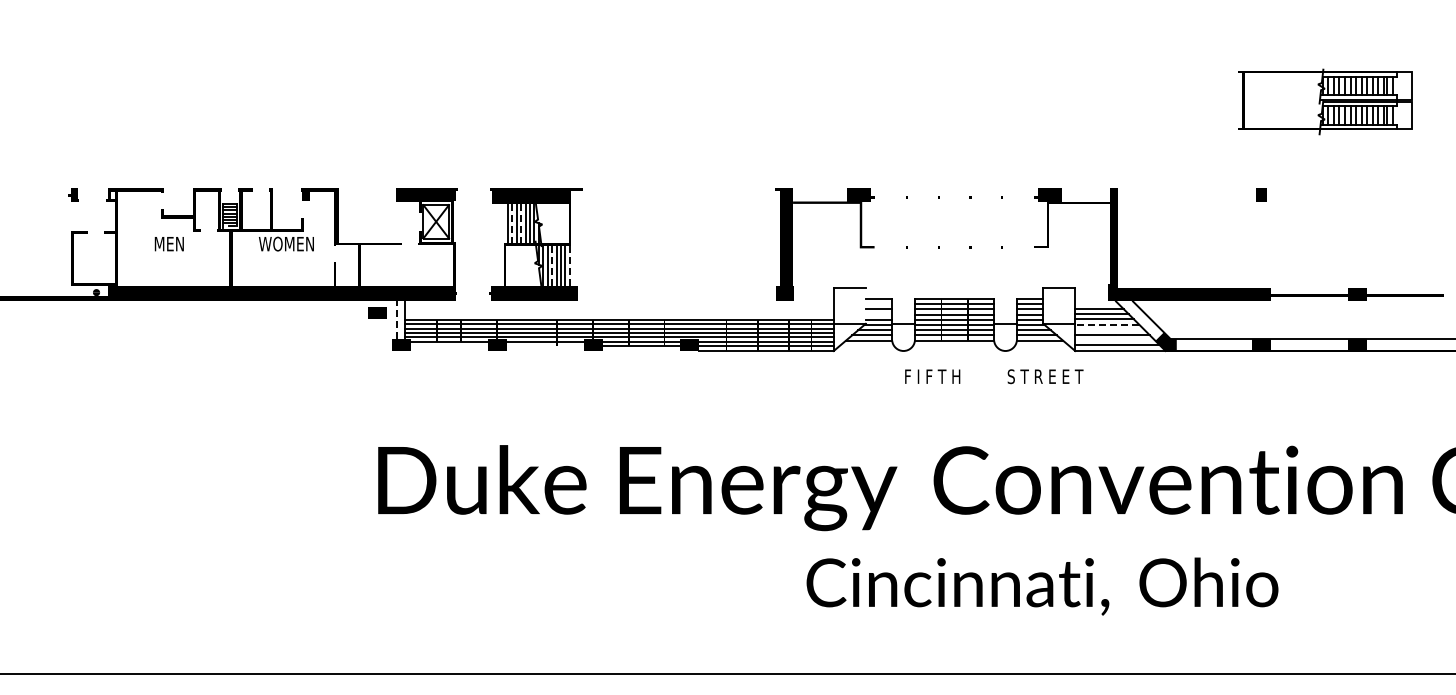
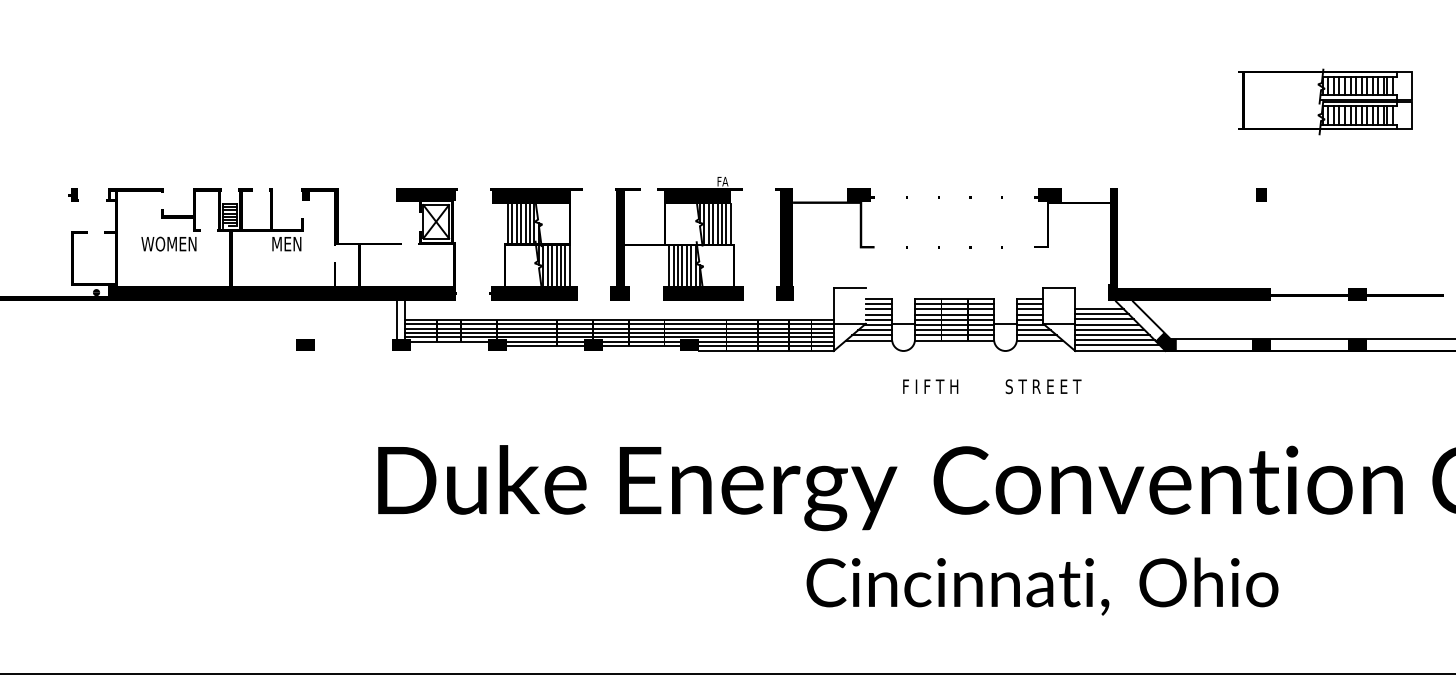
line: dashed -> solid (512, 224)
line: dashed -> solid (521, 224)
part: none -> present (676, 238)
text: MEN -> WOMEN (168, 243)
text: WOMEN -> MEN (285, 243)
line: dashed -> solid (552, 266)
line: dashed -> solid (569, 266)
line: none -> present (878, 304)
line position: (377, 312) -> (305, 344) (305, 344)
line: none -> present (878, 314)
line: dashed -> solid (397, 319)
line: dashed -> solid (1107, 324)
line: none -> present (1109, 329)
line: none -> present (1114, 340)
line: none -> present (544, 346)
text position: (994, 376) -> (992, 386) (992, 386)
